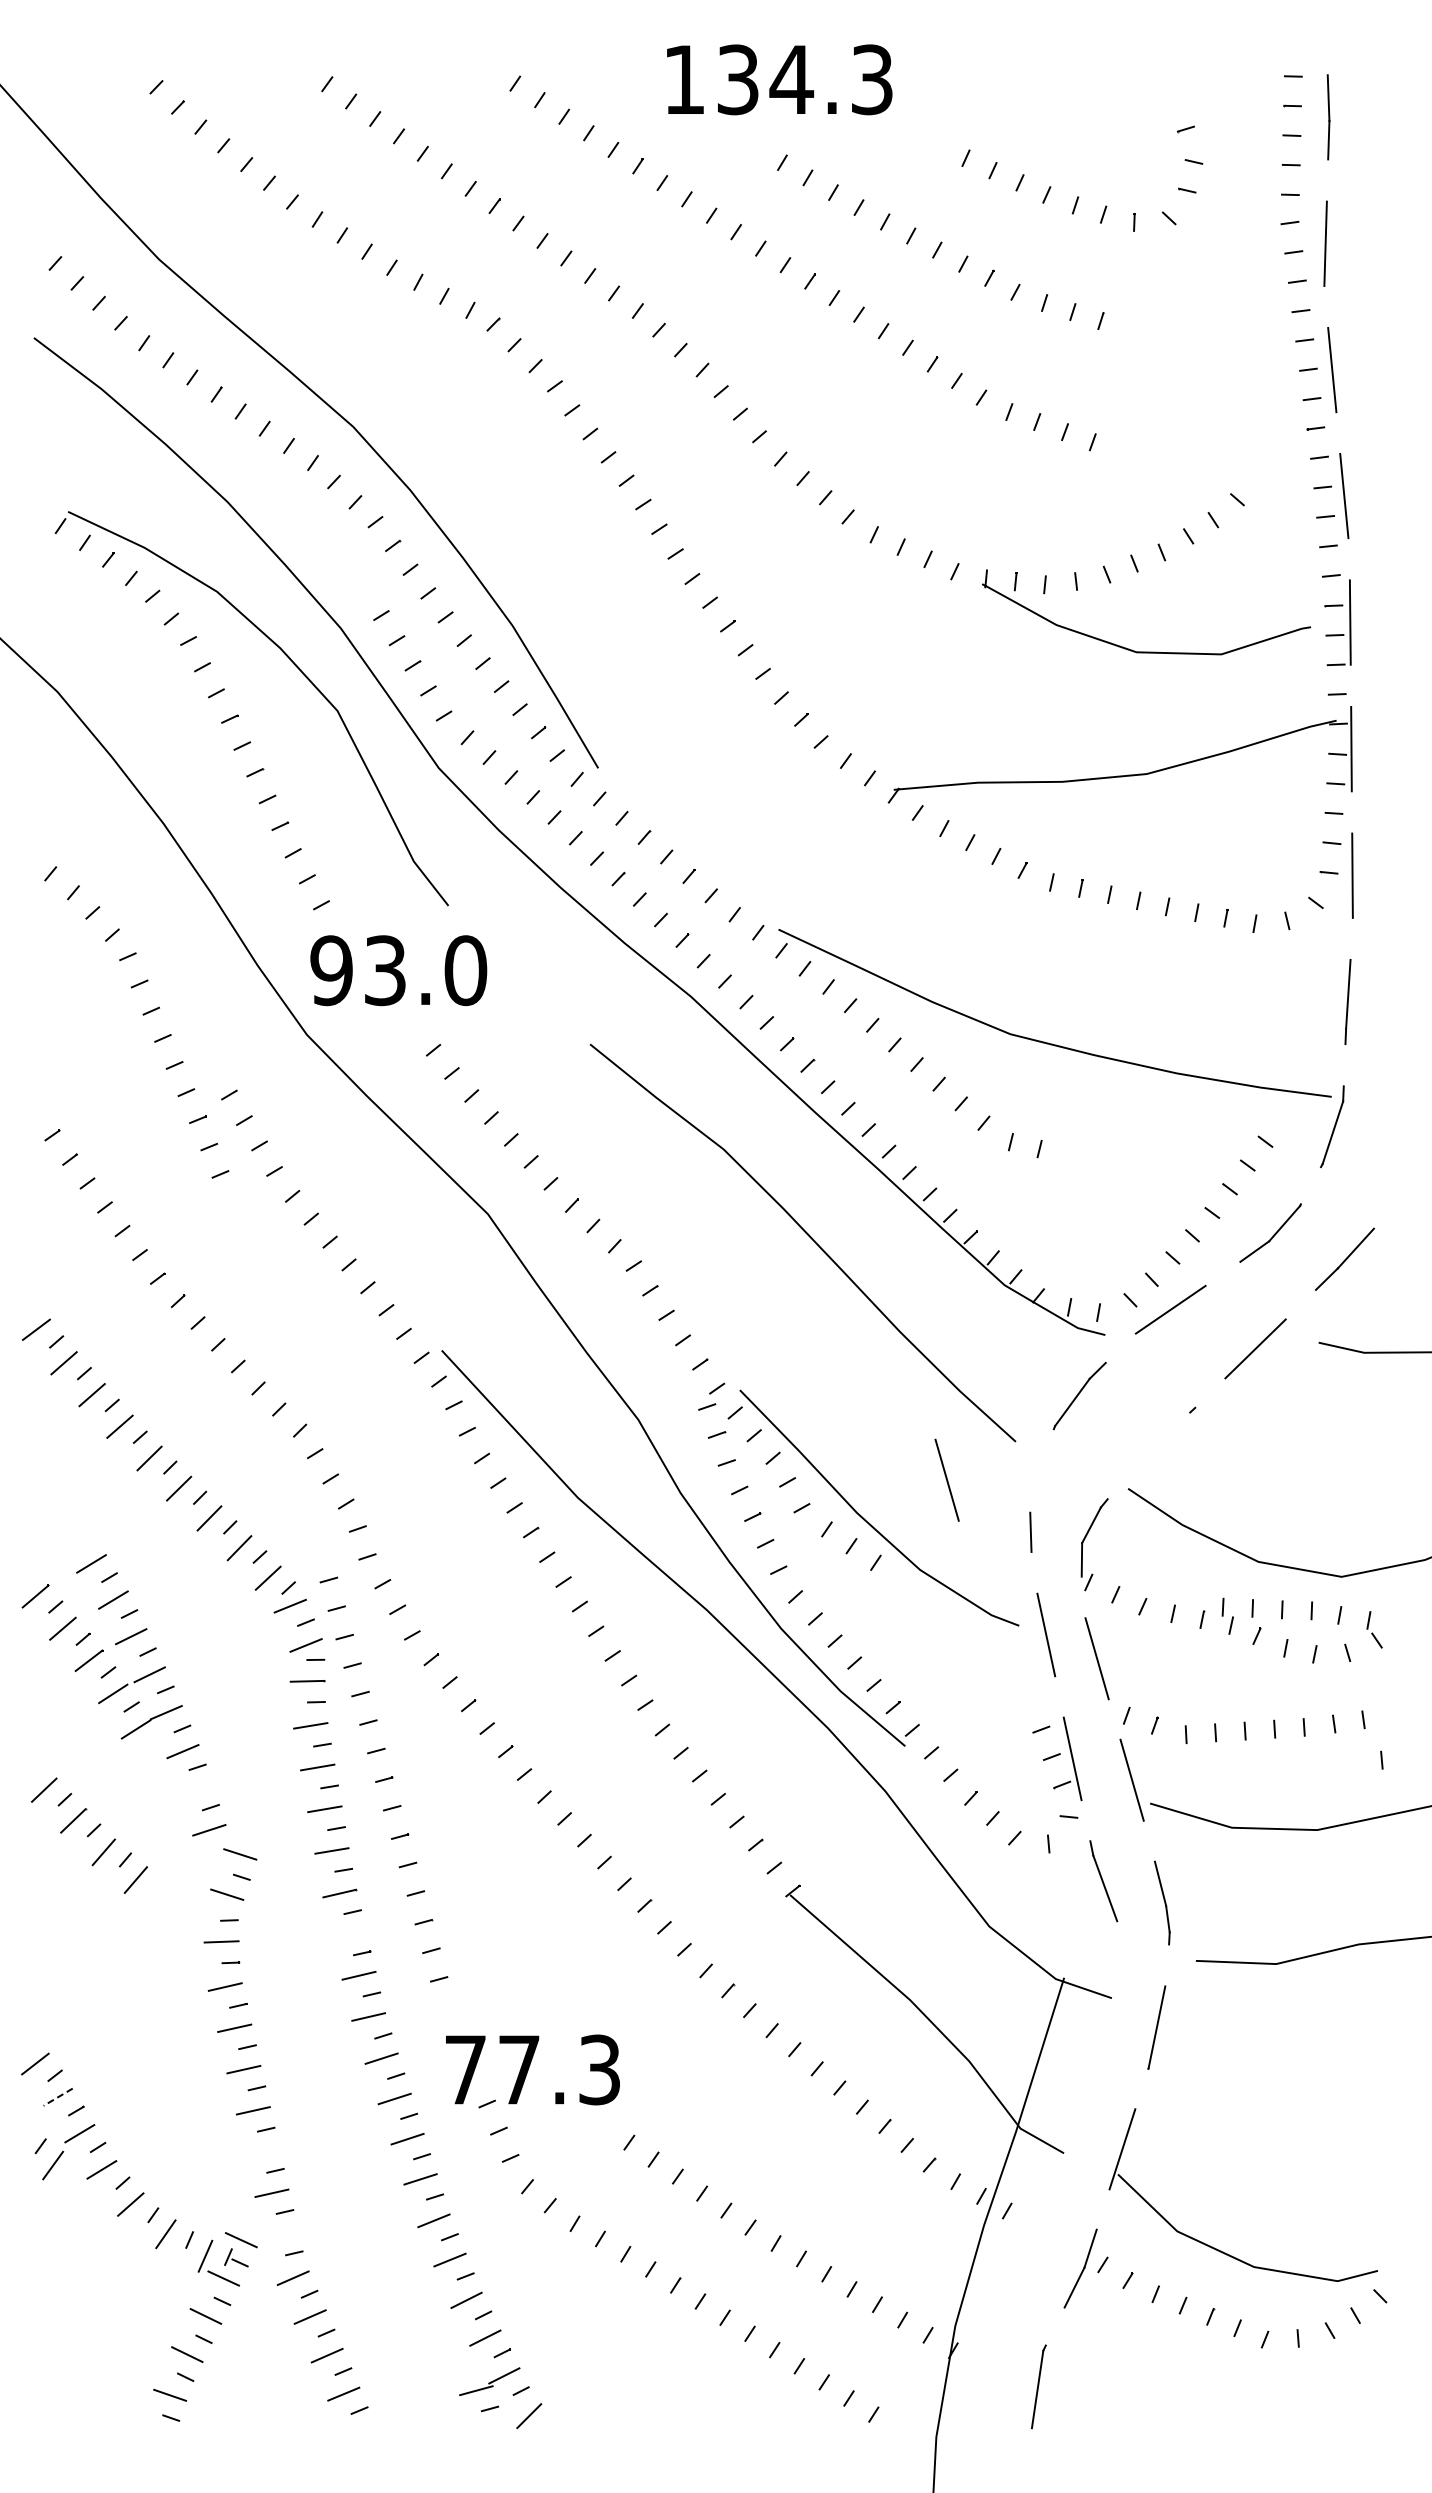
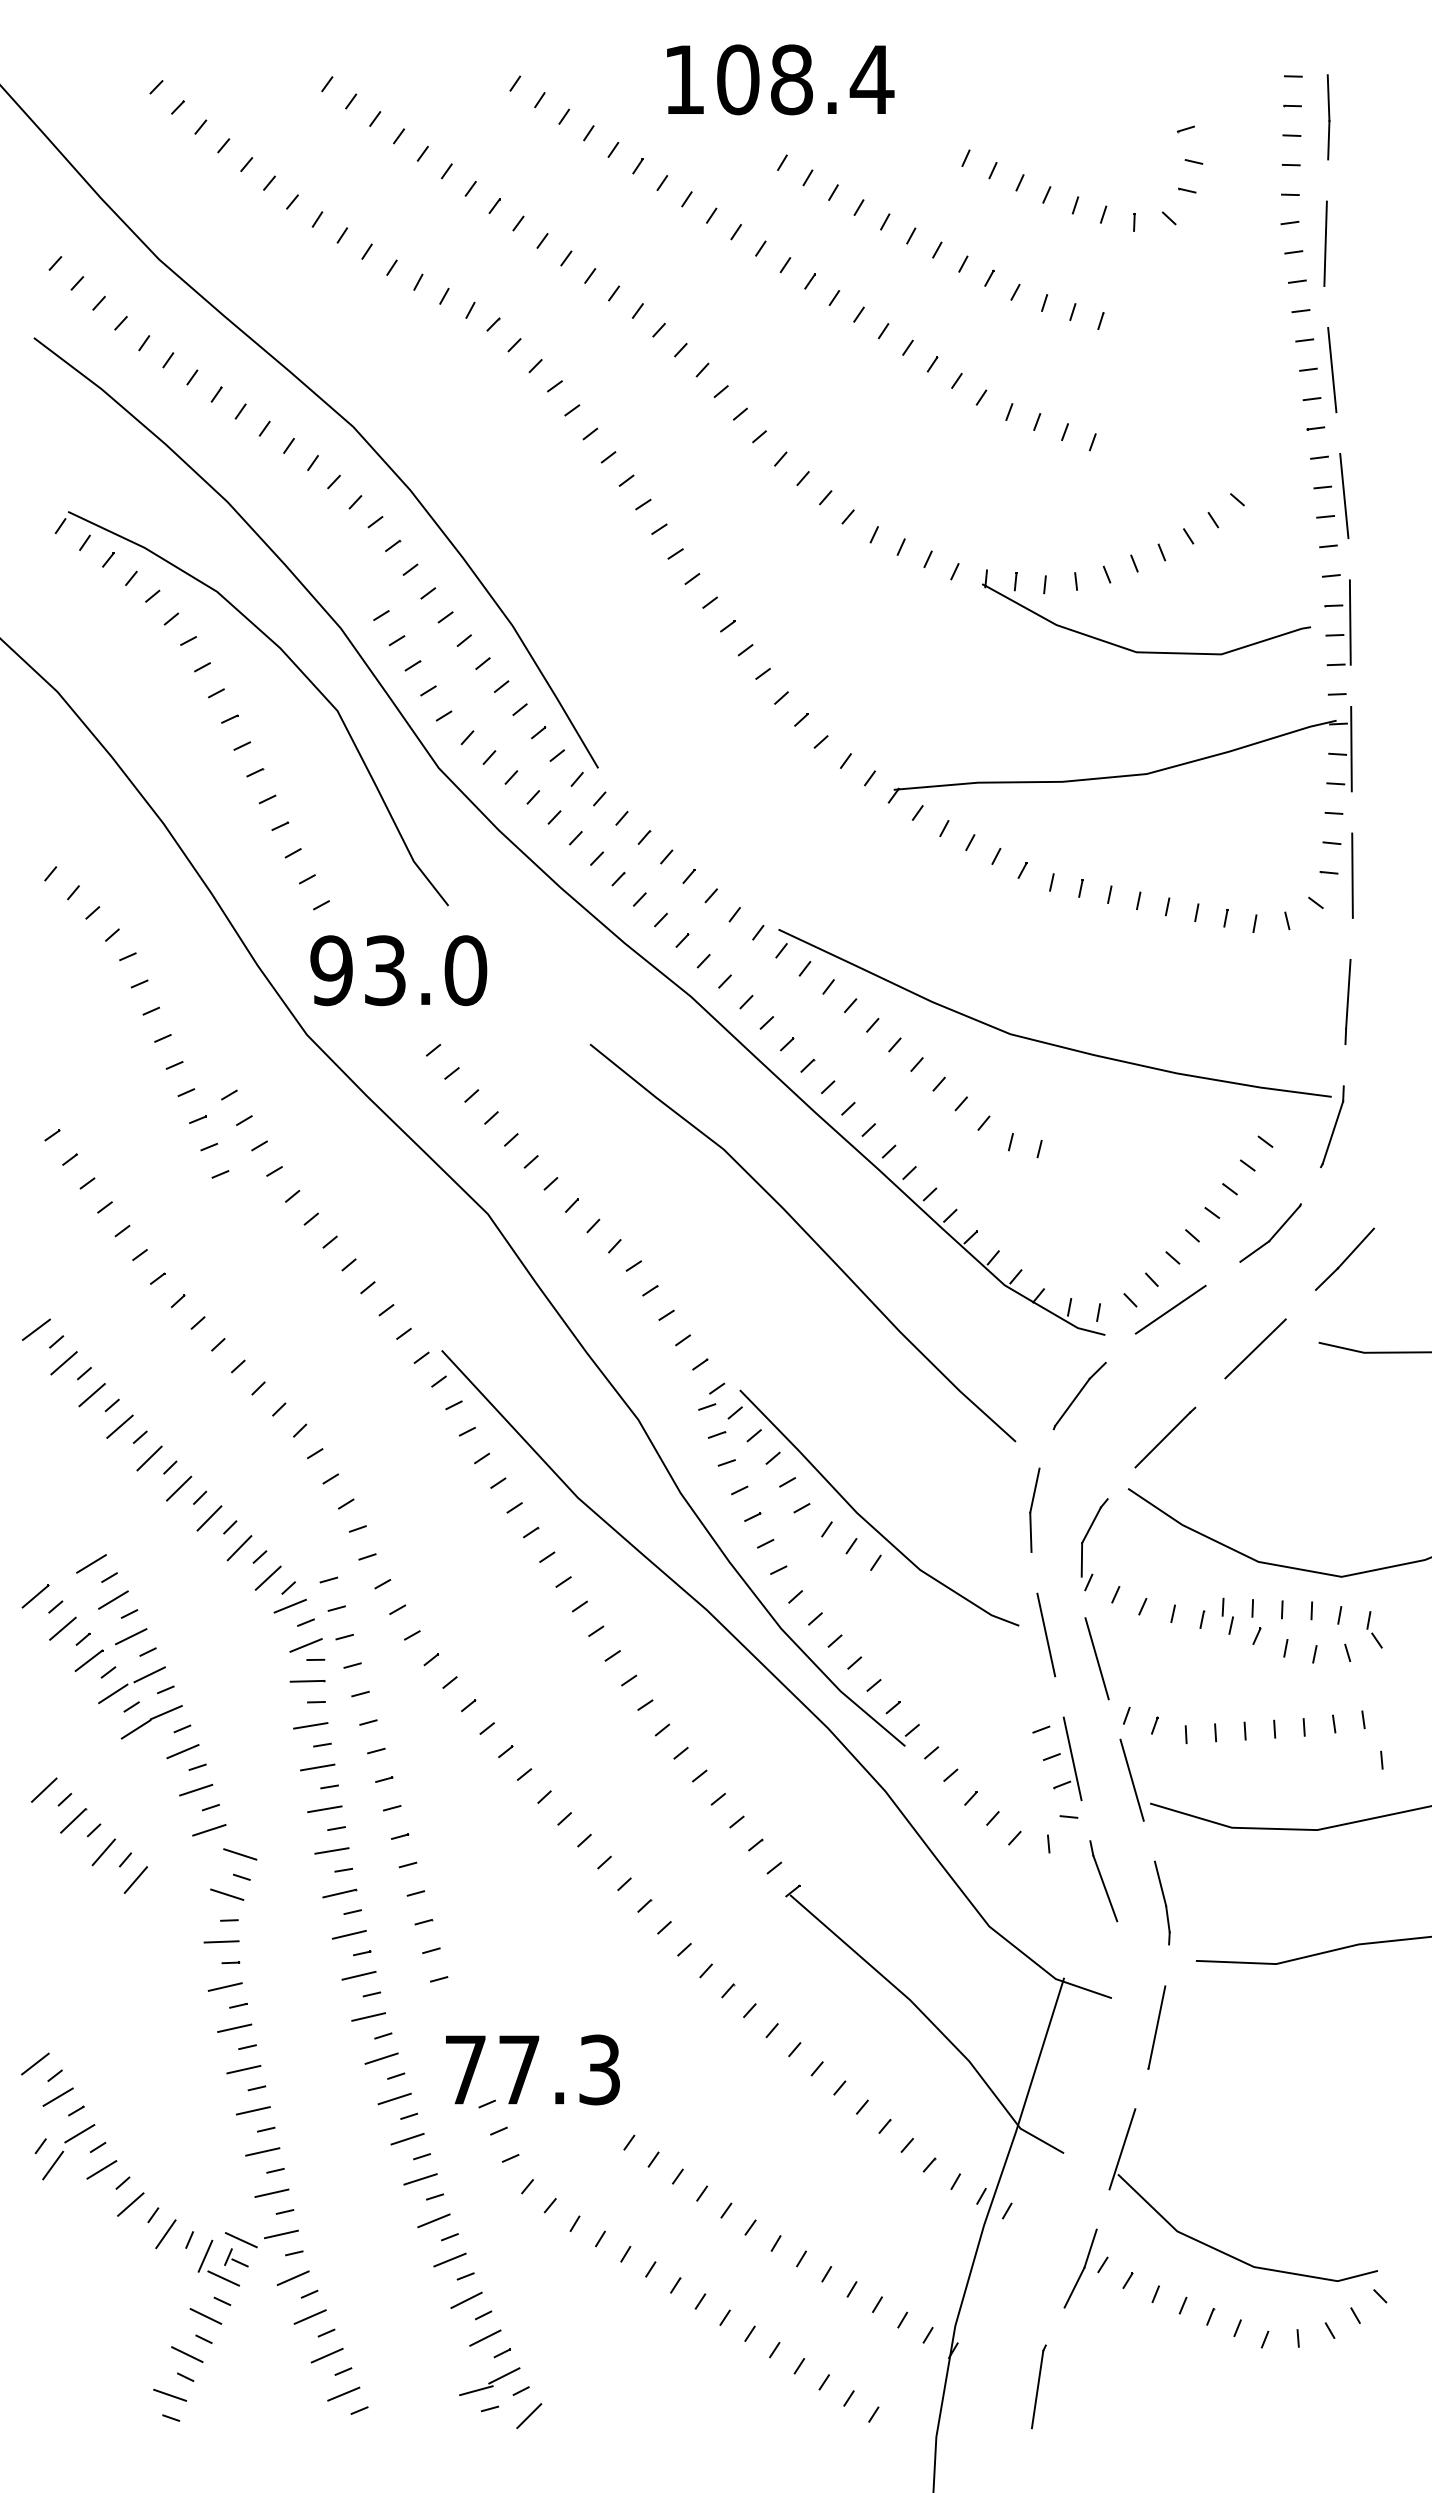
text: 134.3 -> 108.4 (805, 79)
line: none -> present (1162, 1439)
line: present -> none (946, 1479)
line: none -> present (1034, 1490)
line: none -> present (196, 1789)
line: none -> present (348, 1934)
line: dashed -> solid (58, 2097)
line: none -> present (262, 2151)
line: none -> present (280, 2234)
